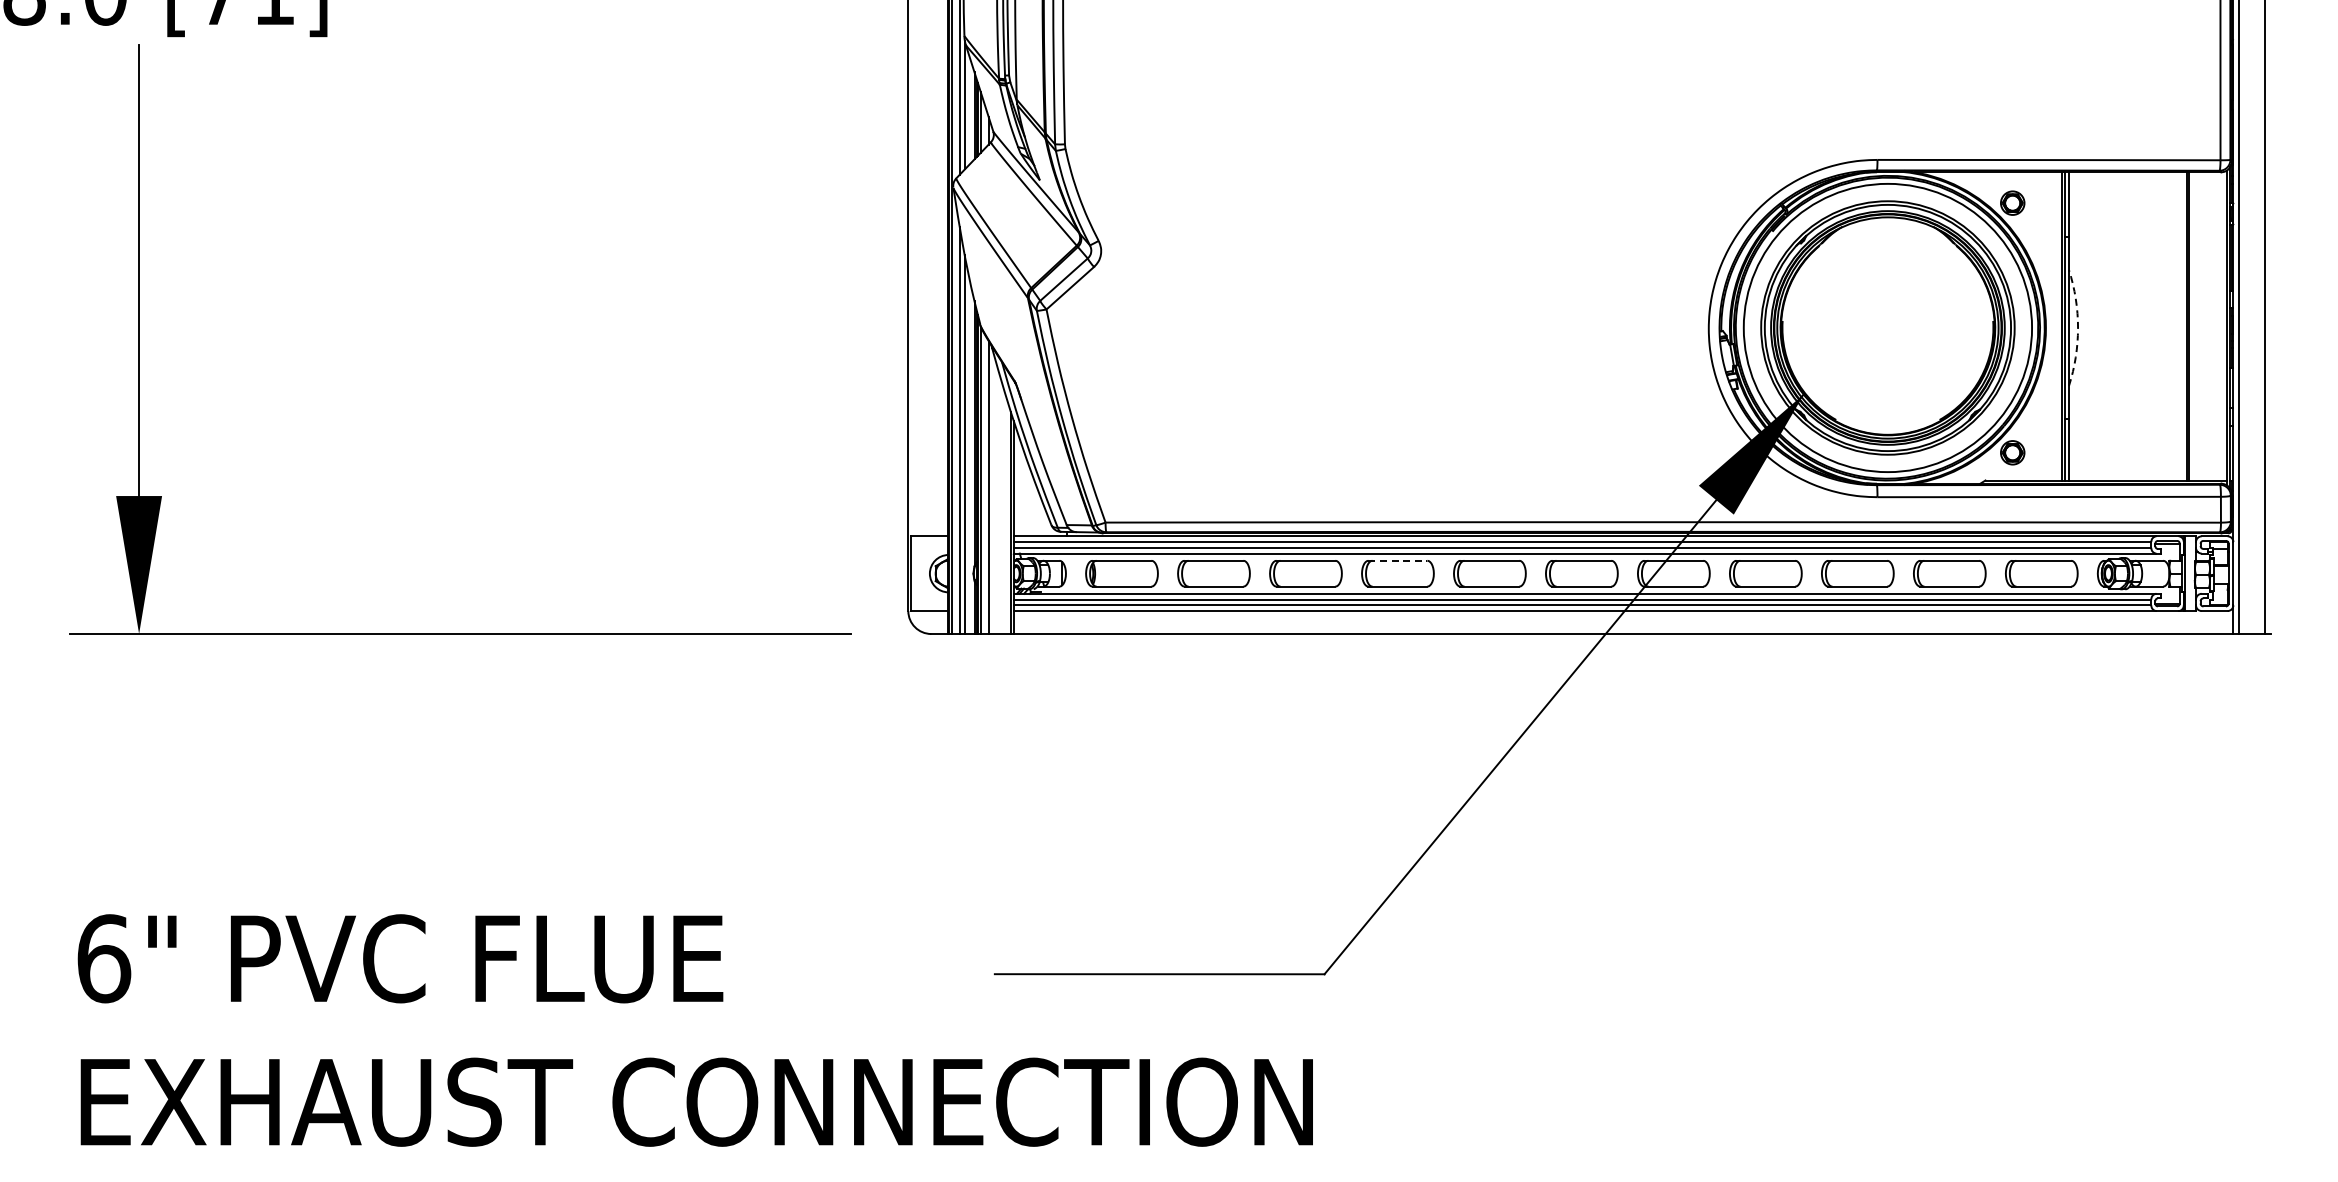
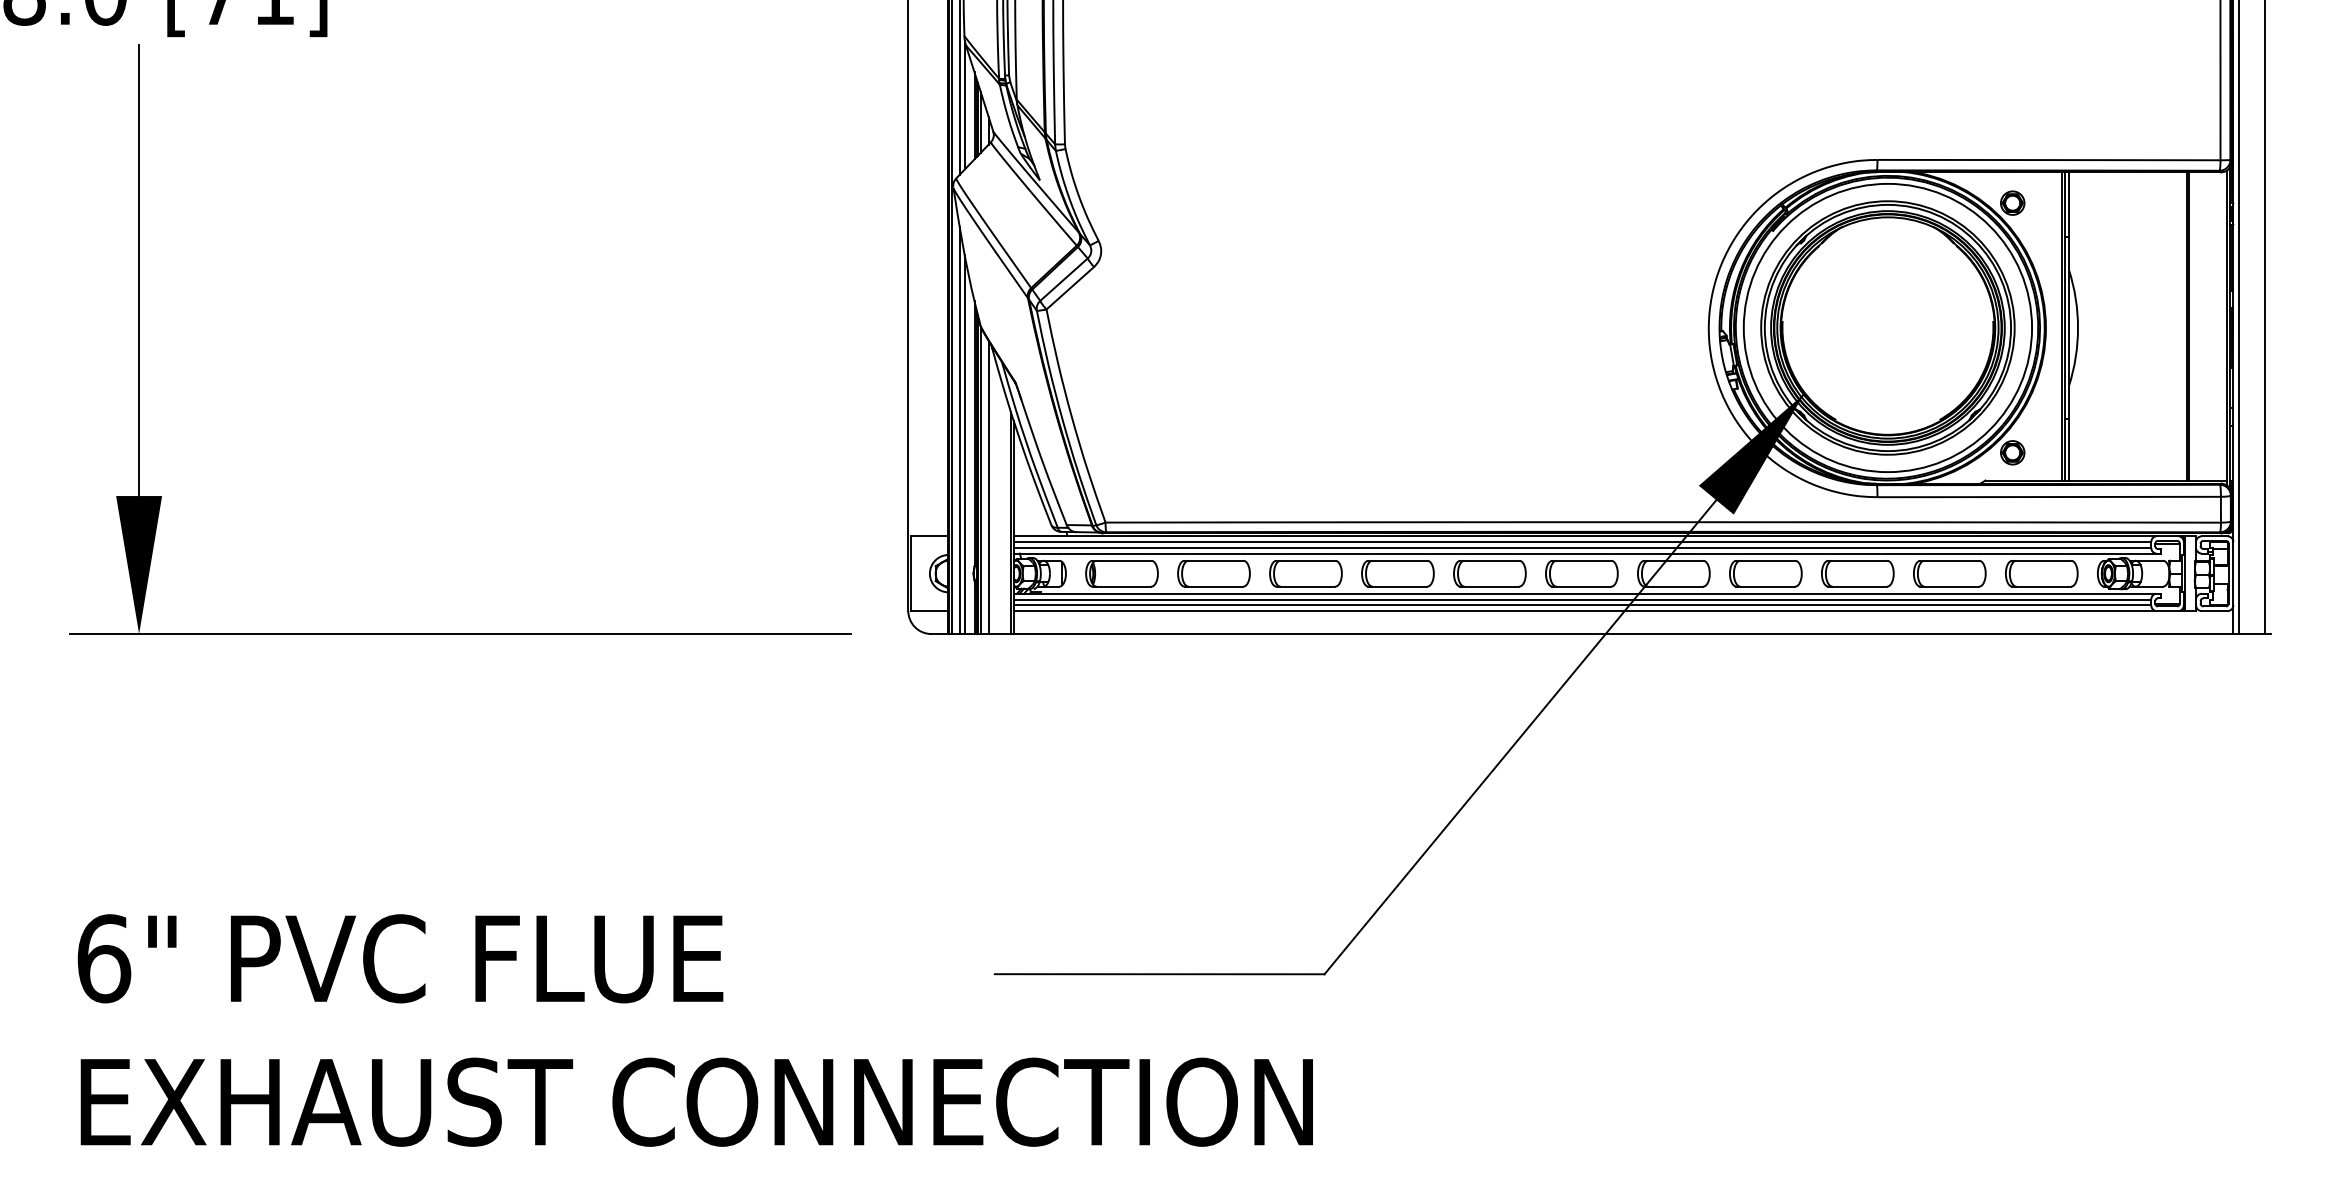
arc: dashed -> solid (2078, 328)
line: dashed -> solid (1398, 560)
